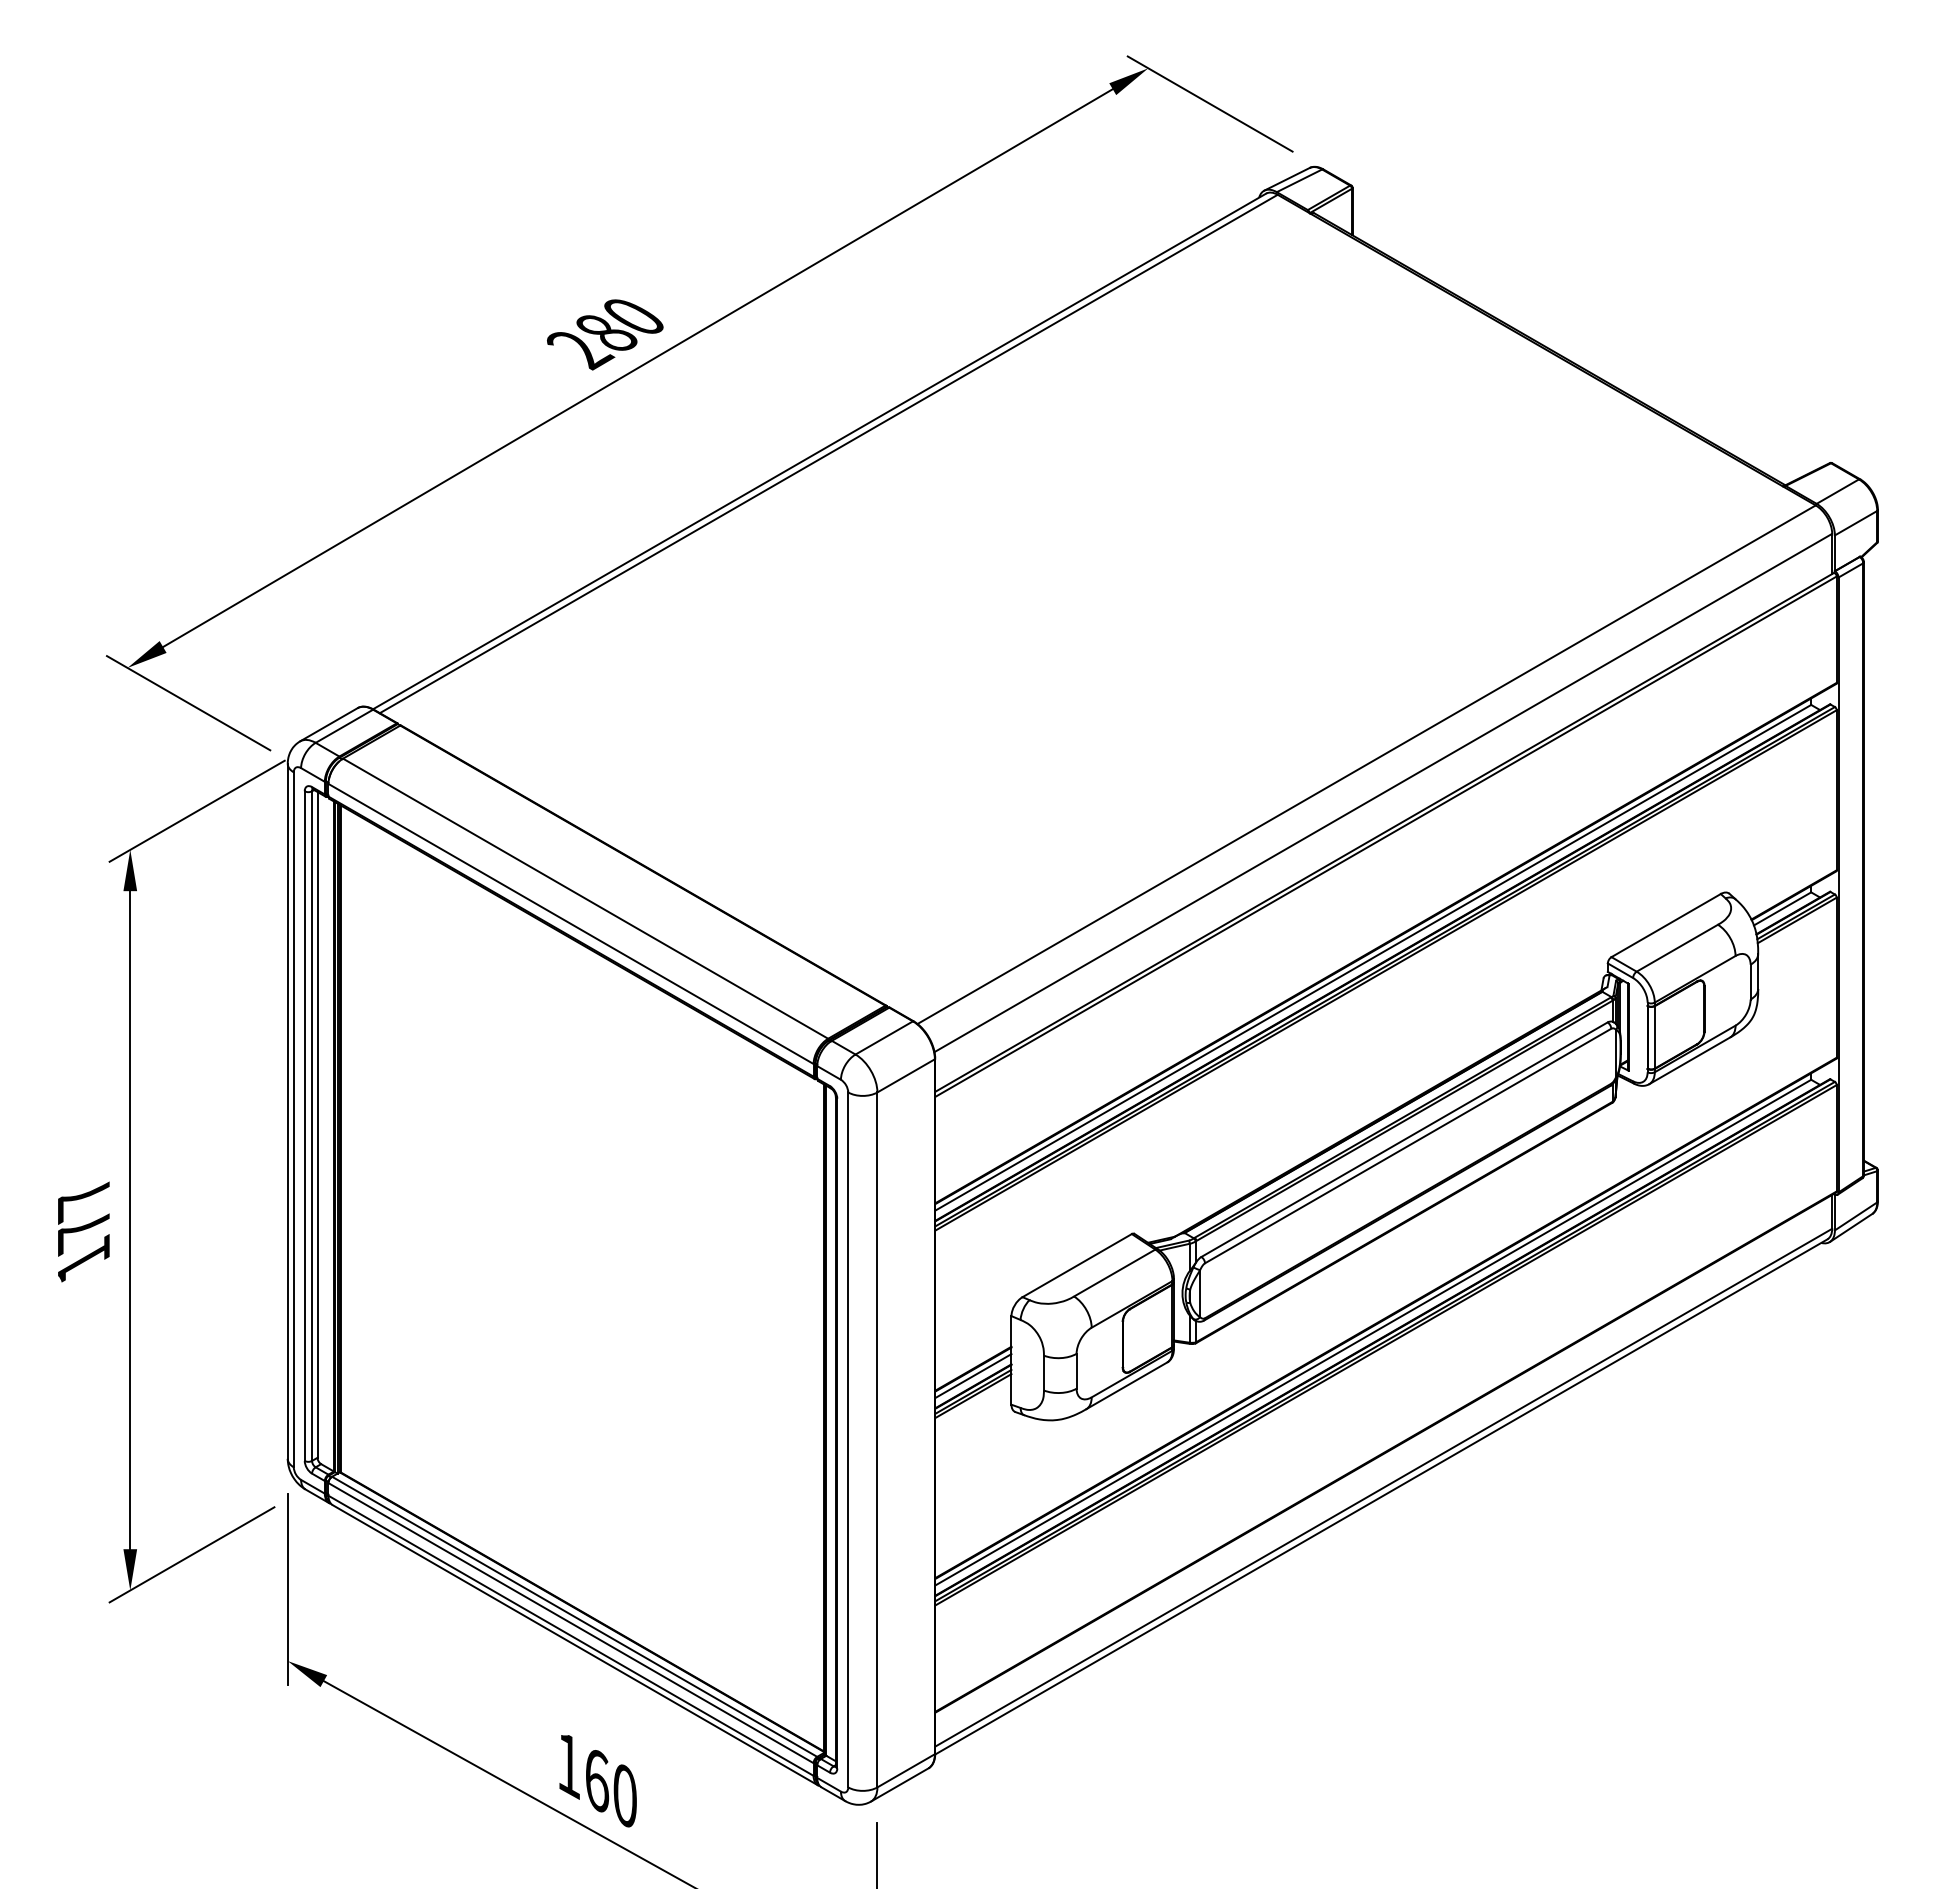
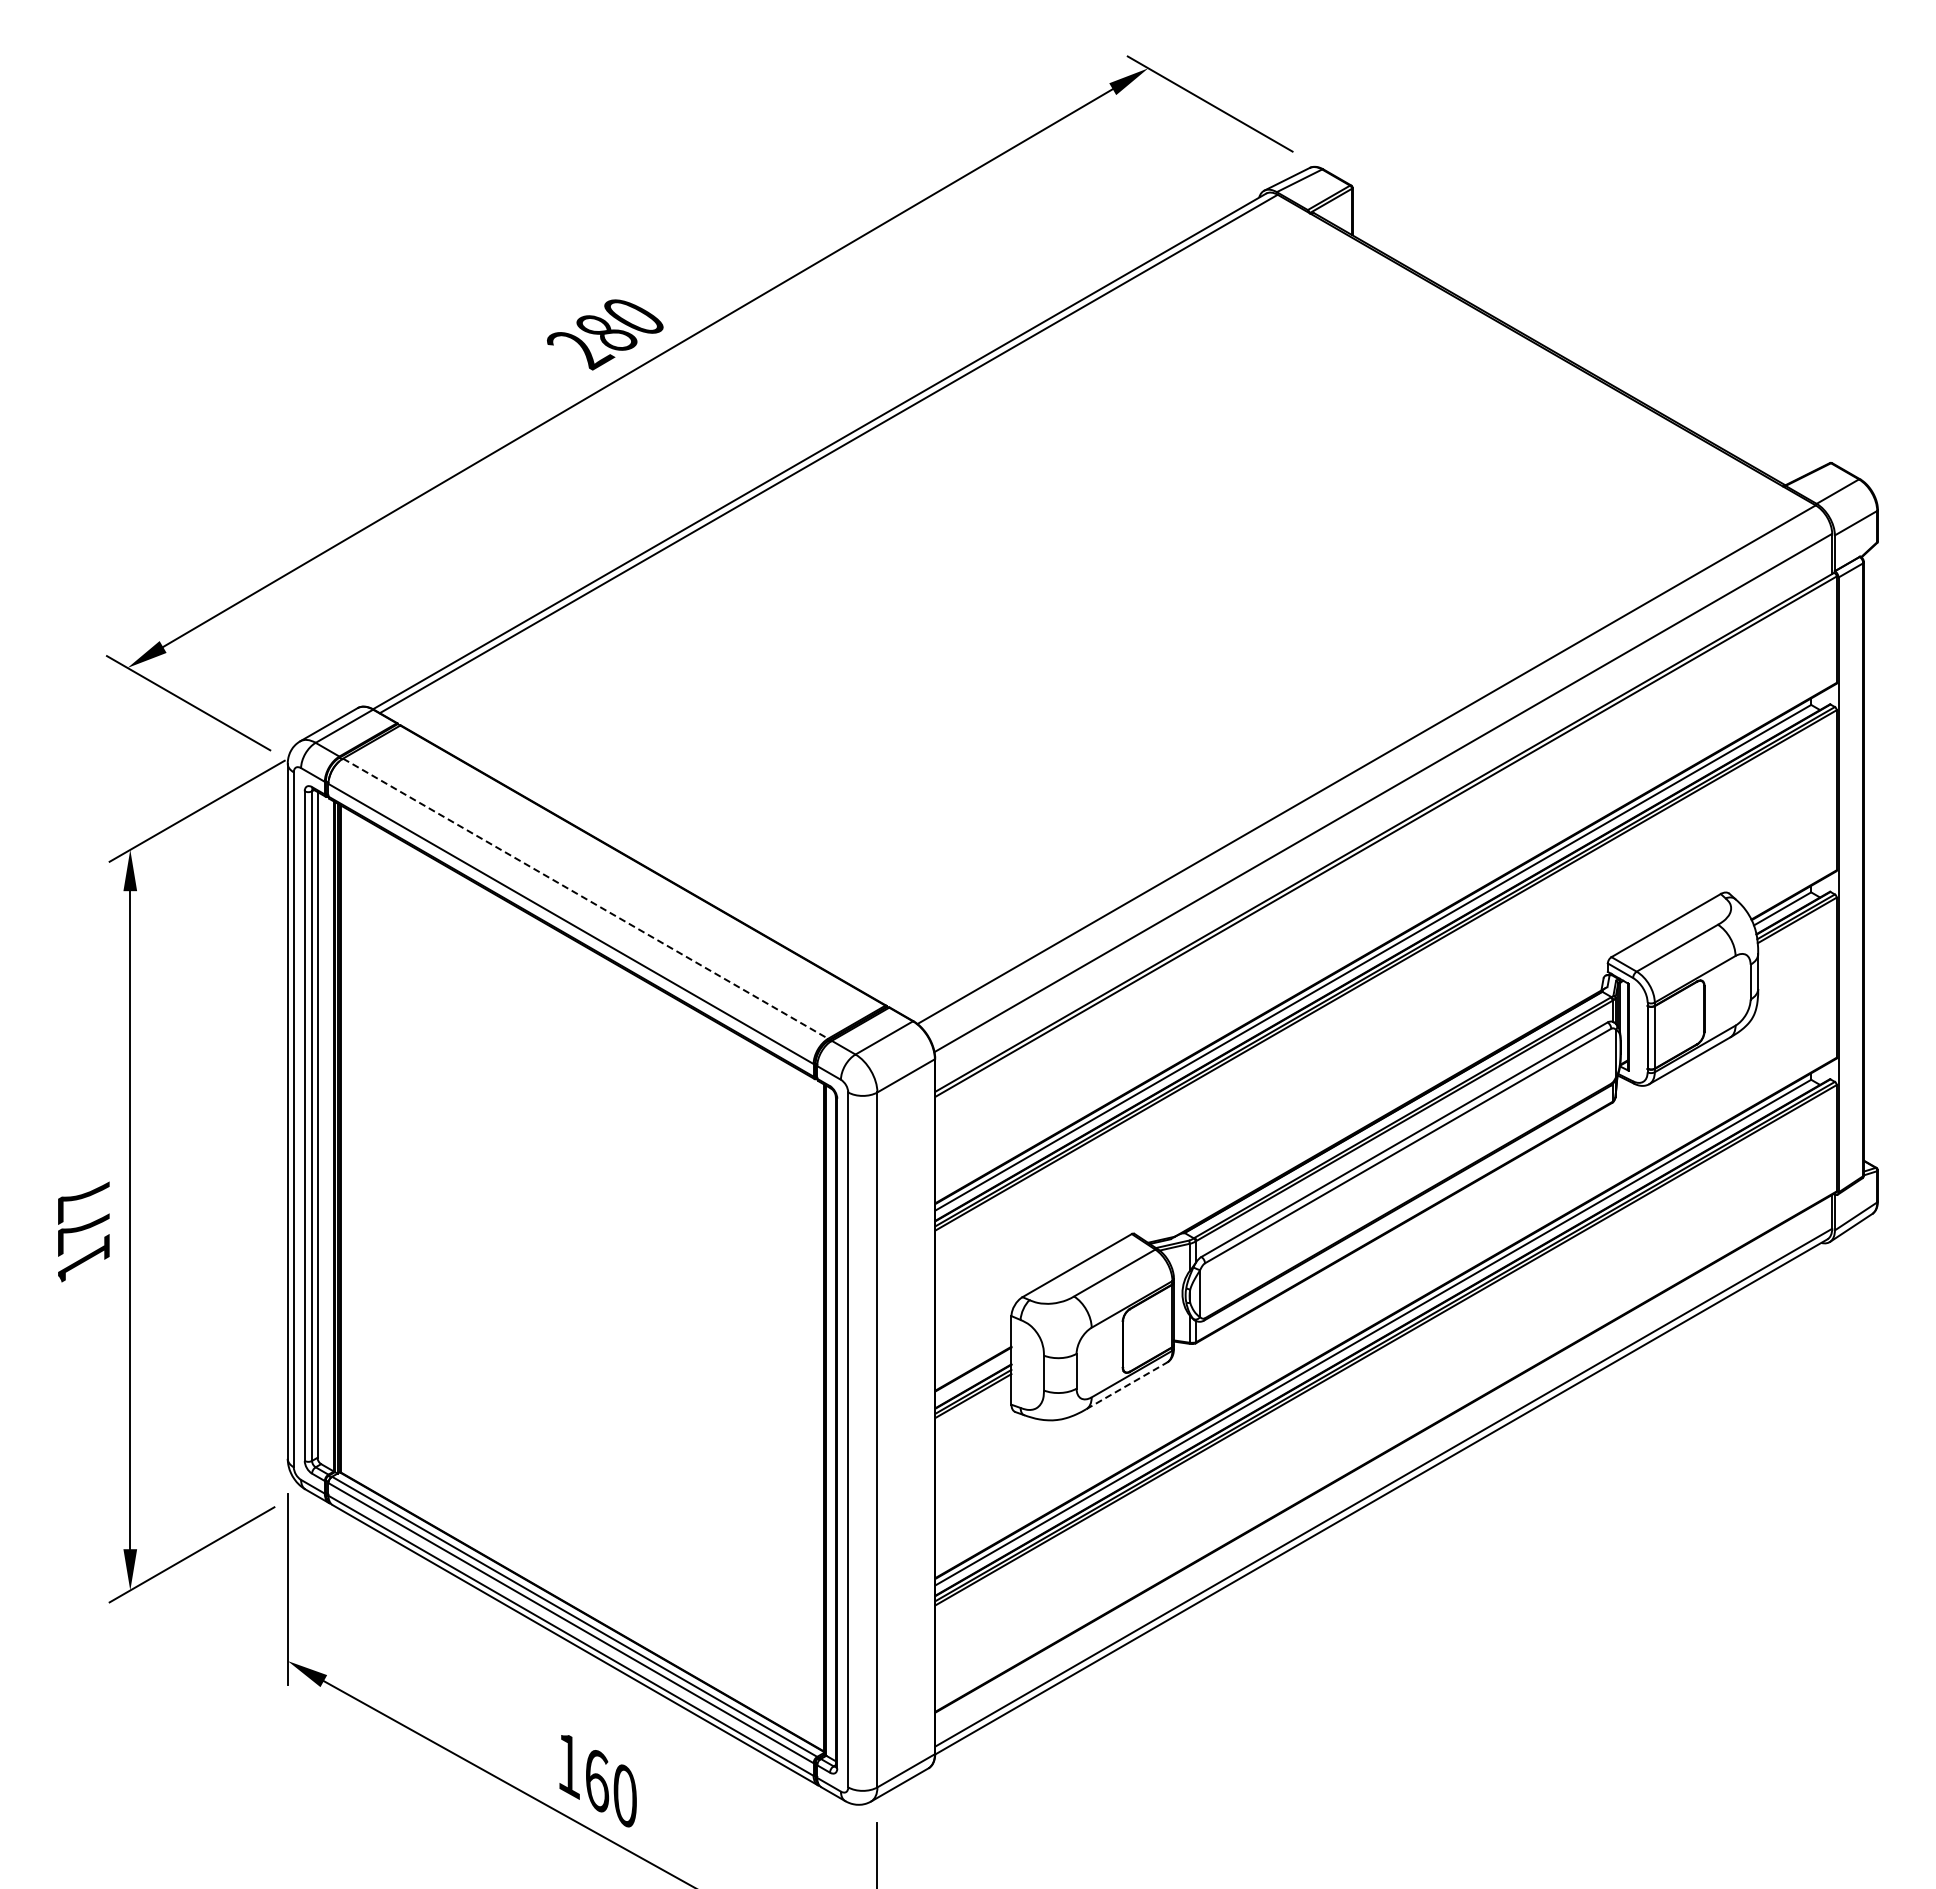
line: solid -> dashed (586, 898)
line: present -> none (973, 1376)
line: solid -> dashed (1126, 1385)
